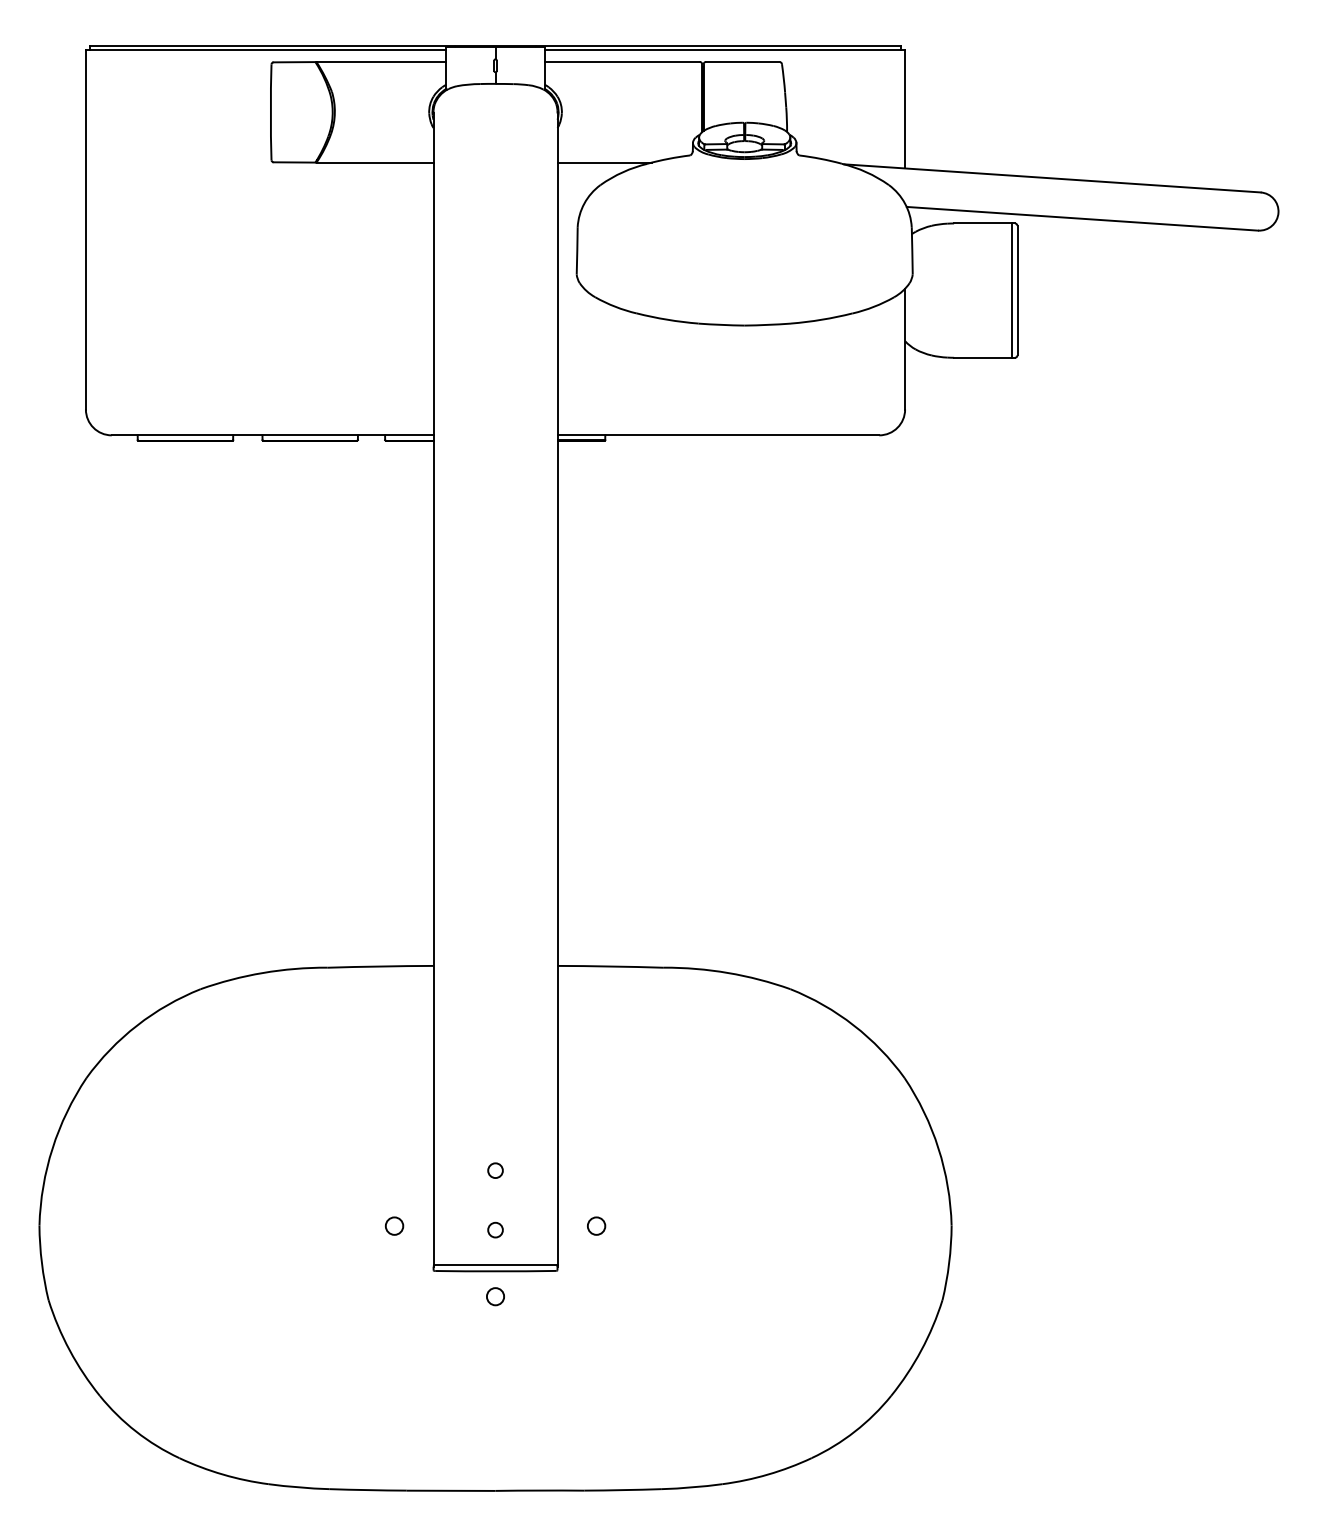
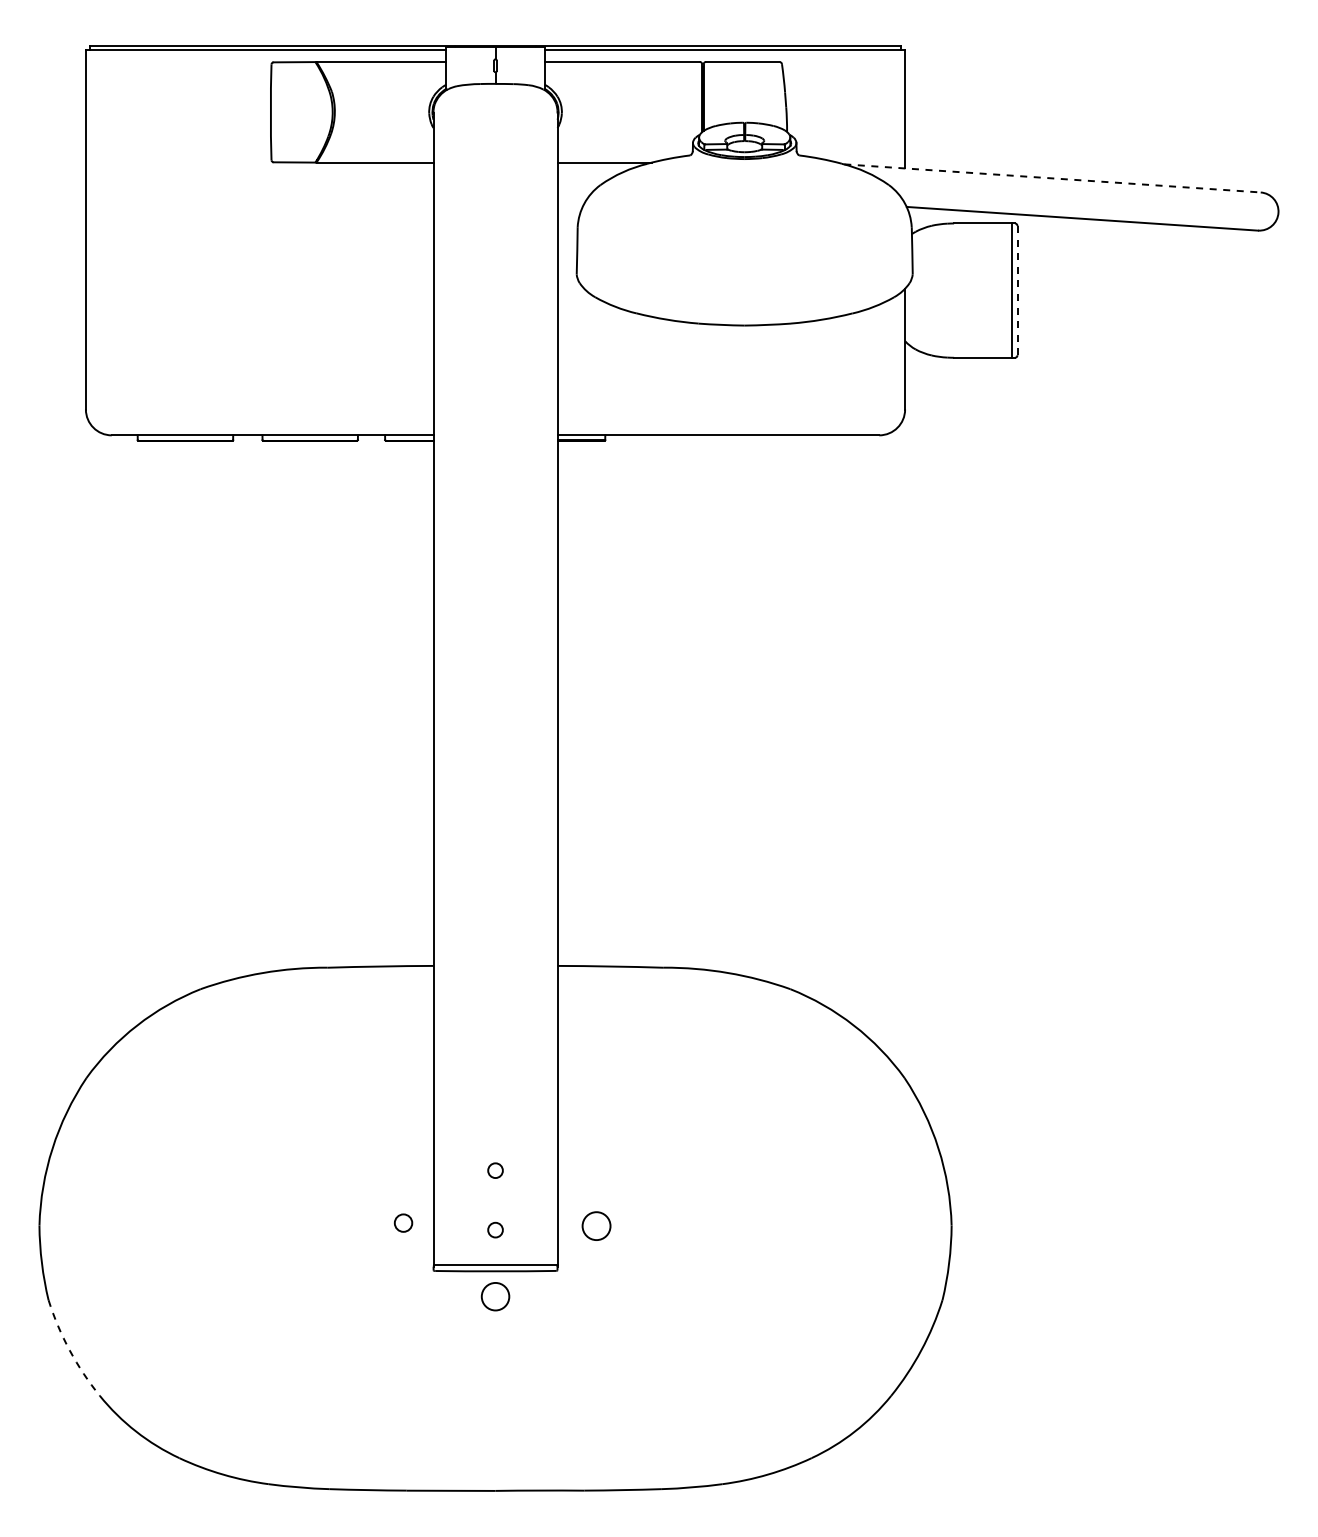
line: solid -> dashed (1052, 178)
line: solid -> dashed (1017, 290)
circle position: (394, 1225) -> (403, 1222) (403, 1222)
circle diameter: 17 px -> 28 px (596, 1226)
circle diameter: 17 px -> 28 px (495, 1296)
arc: solid -> dashed (69, 1350)
